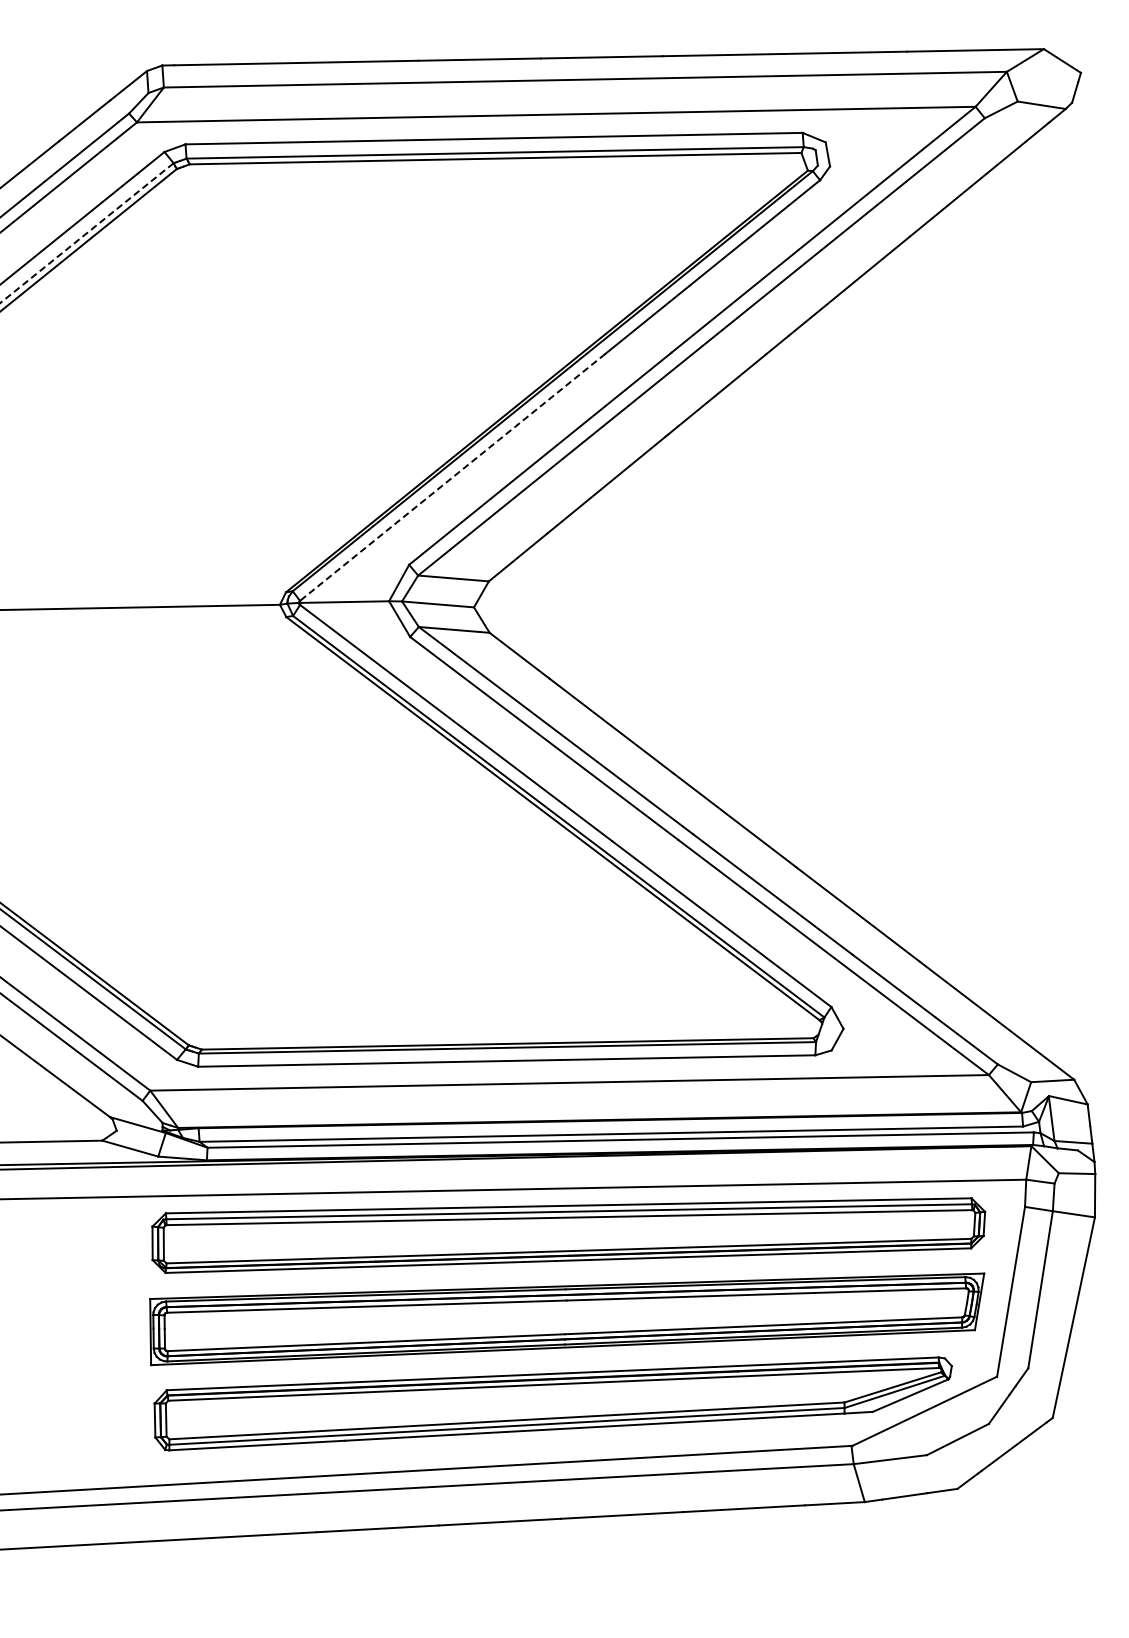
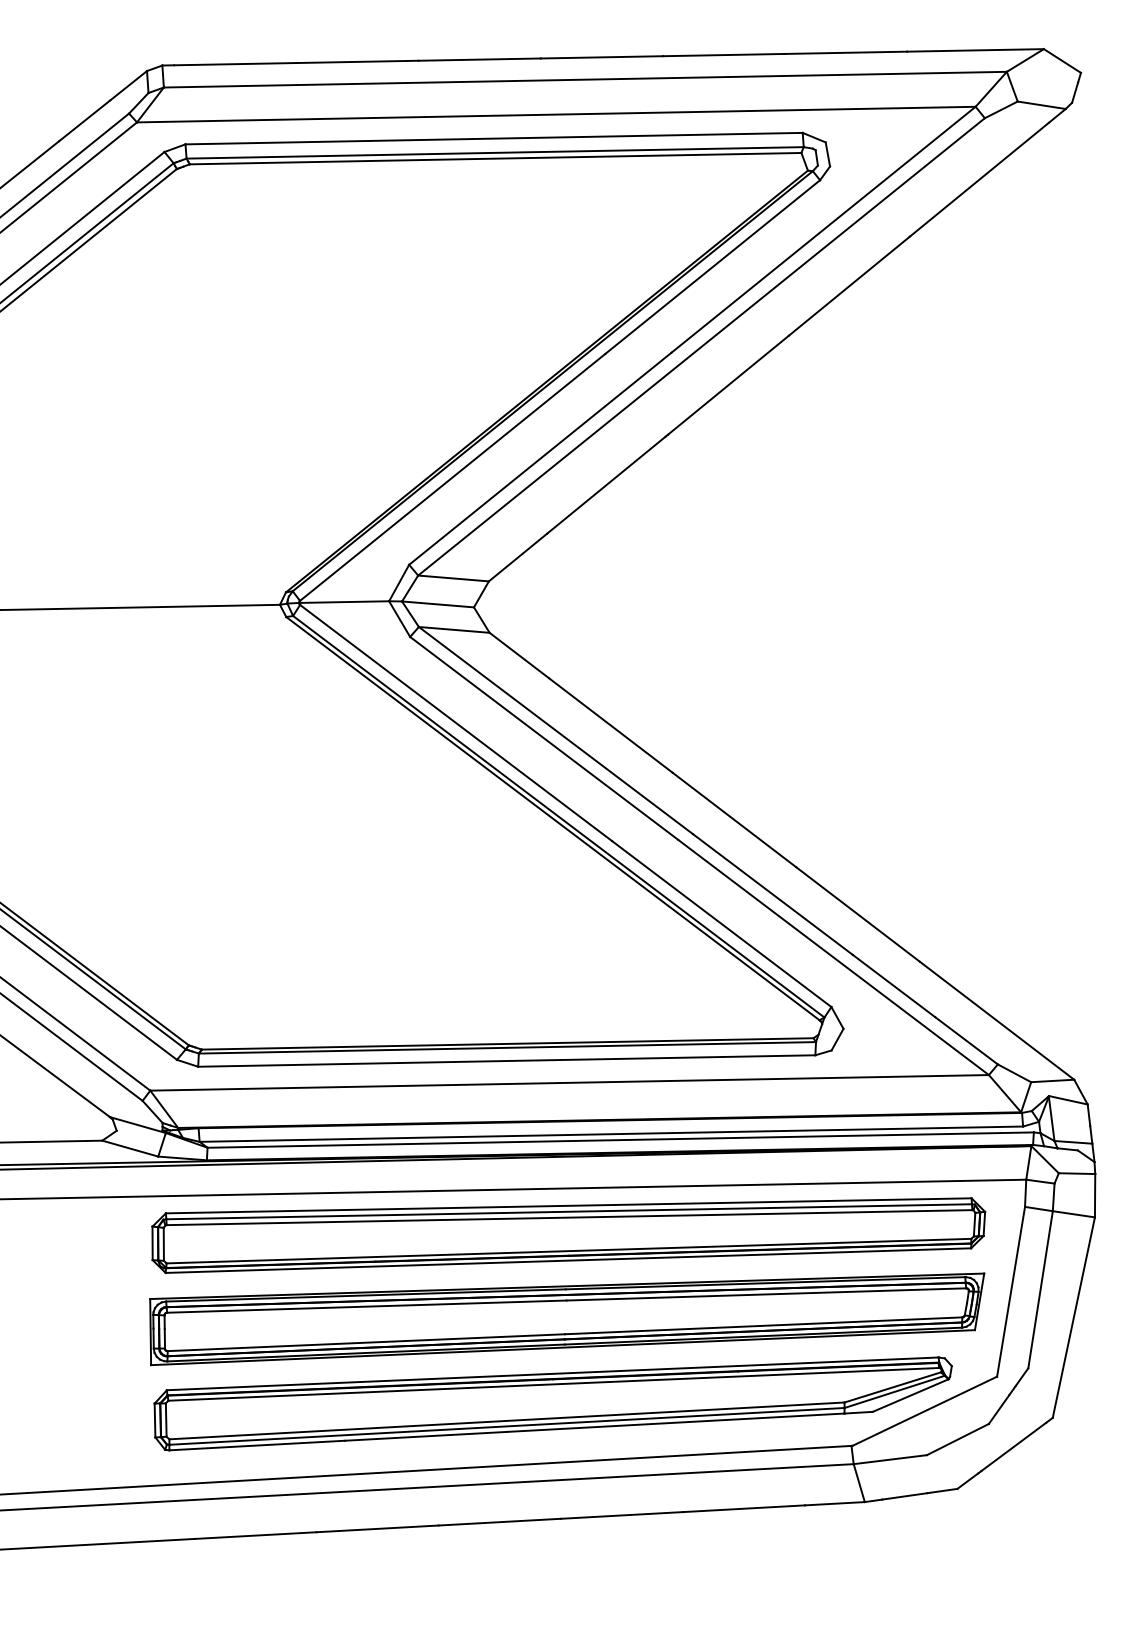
line: dashed -> solid (86, 233)
line: dashed -> solid (452, 477)
